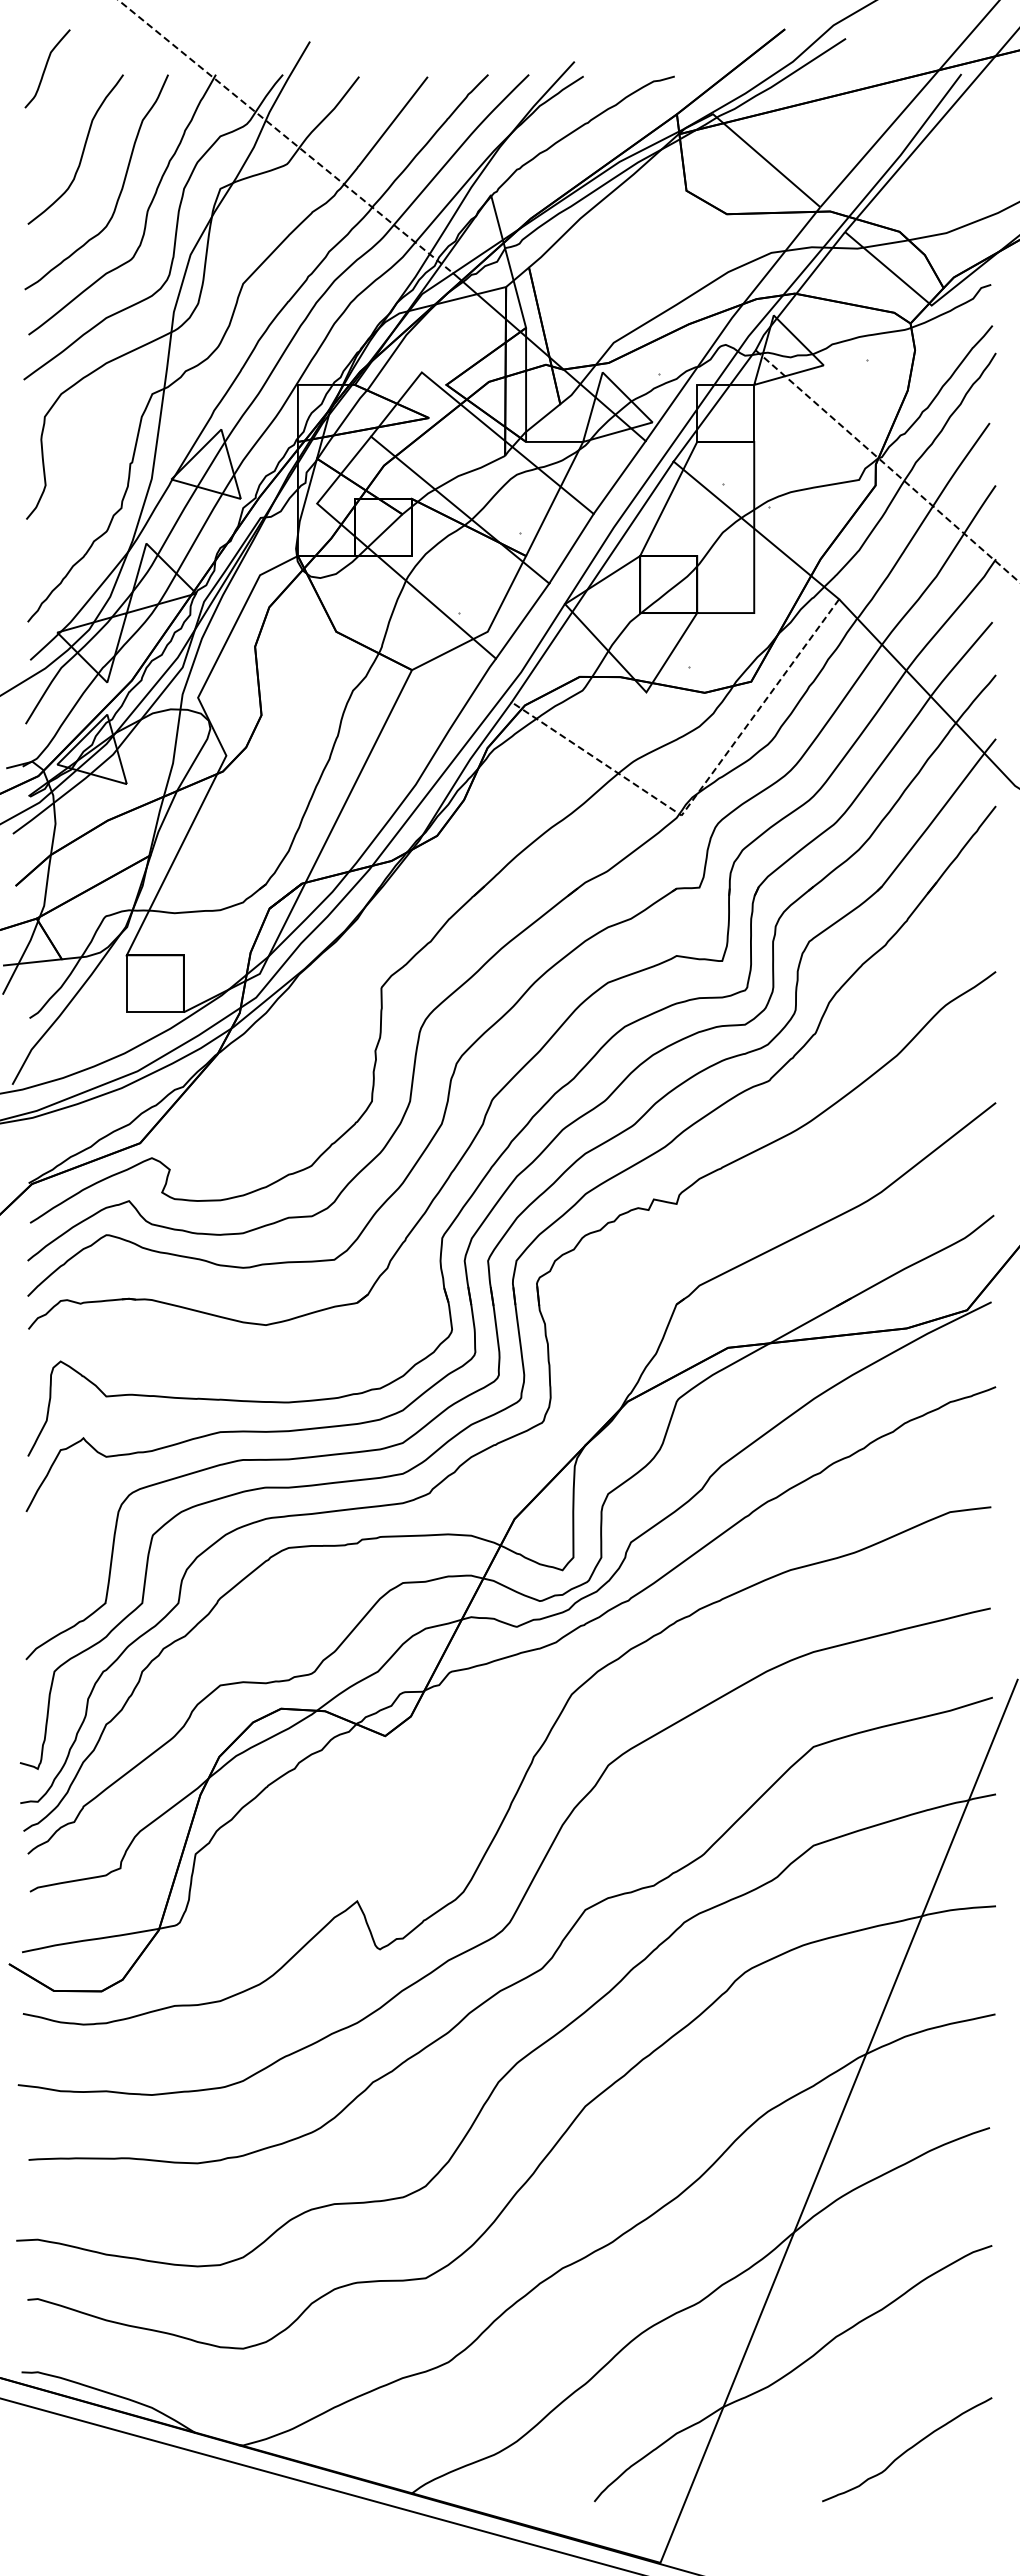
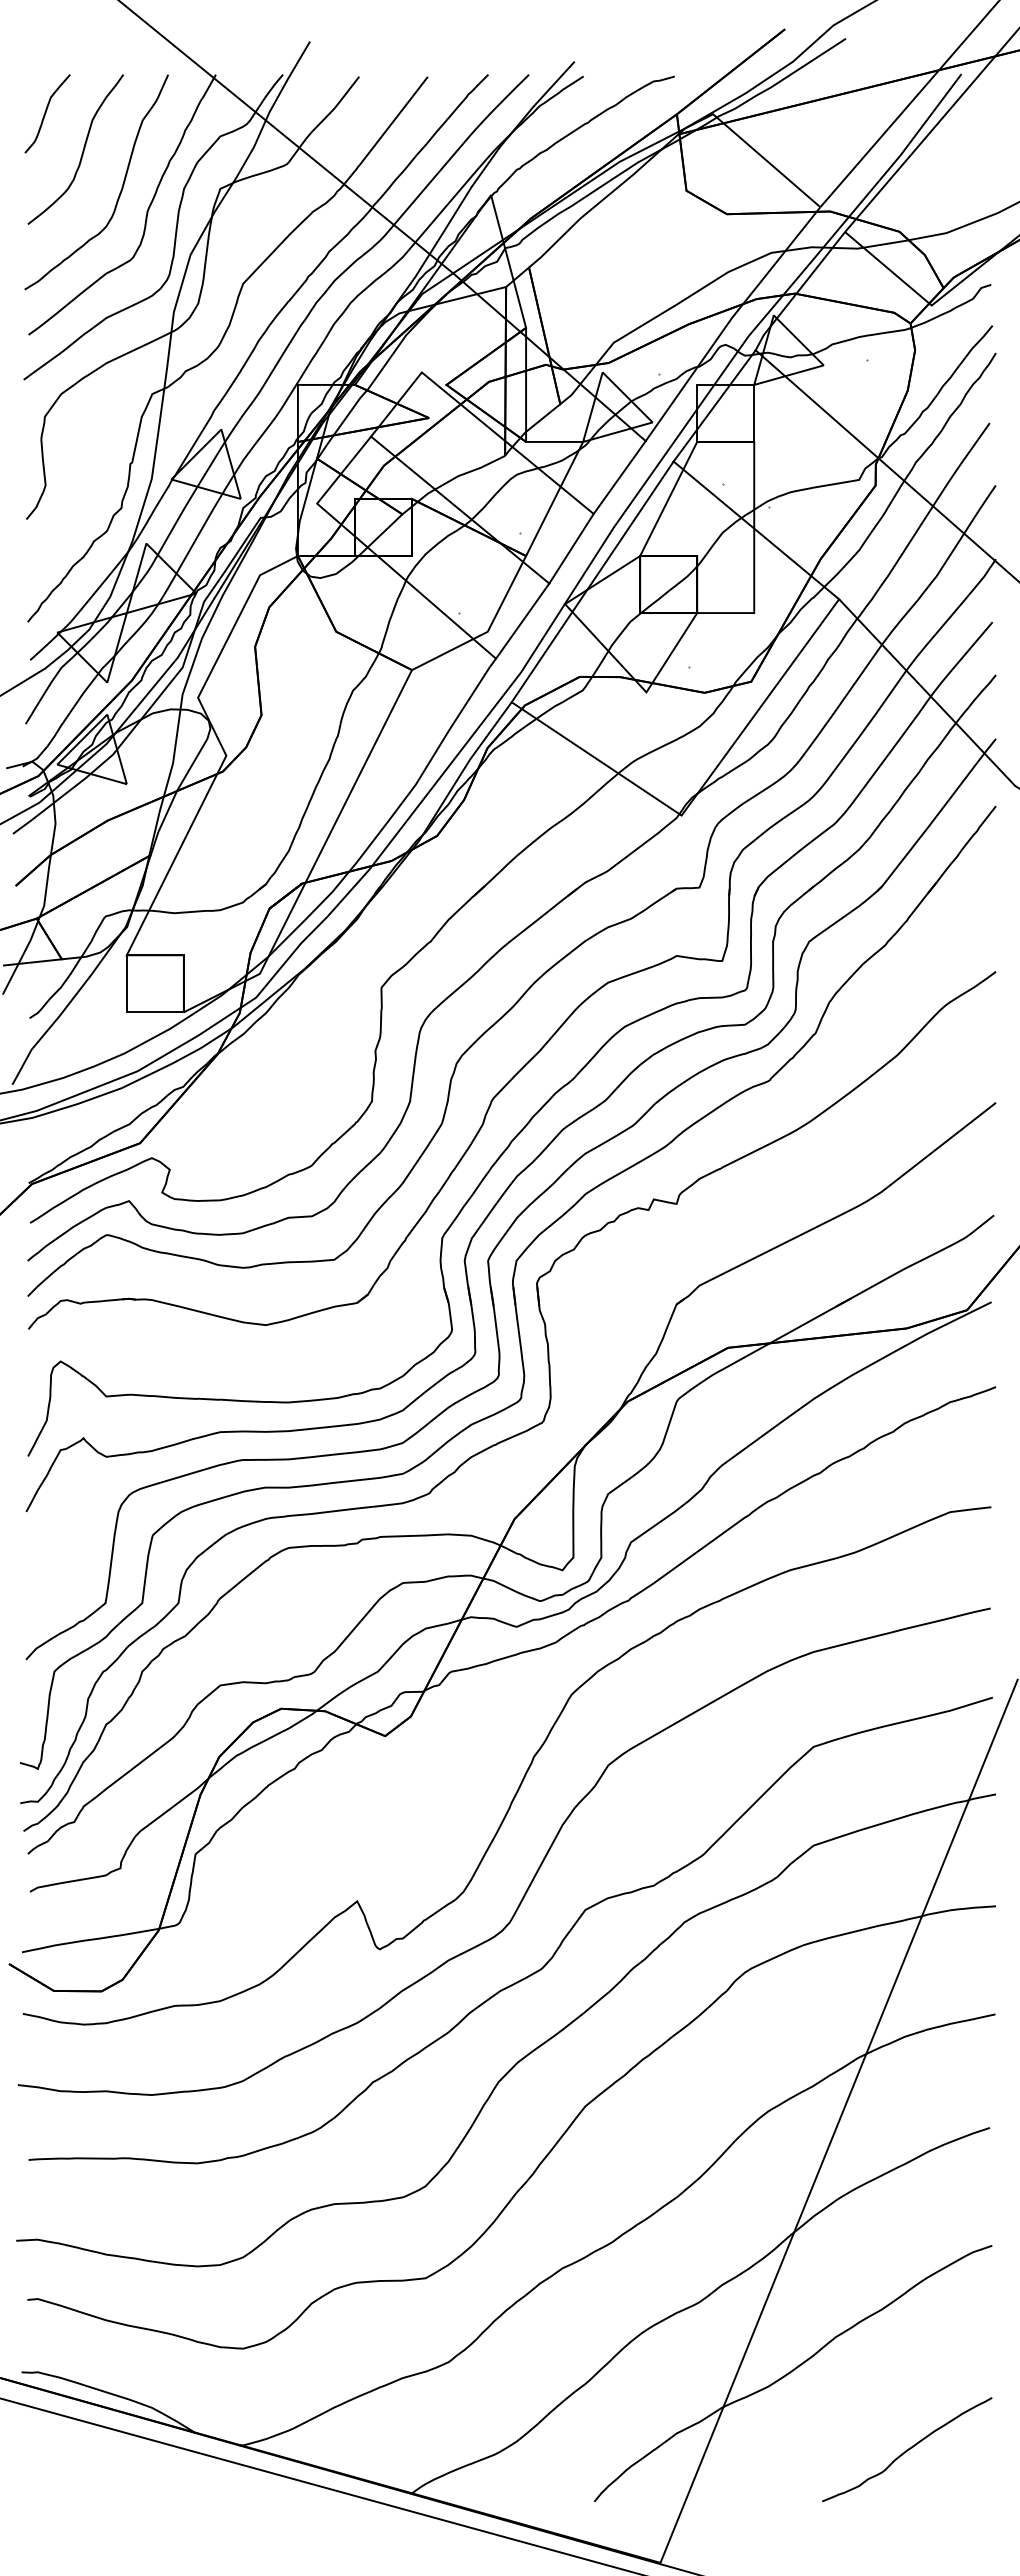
curve position: (46, 68) -> (46, 113) (46, 113)
line: dashed -> solid (285, 136)
line: dashed -> solid (887, 466)
line: dashed -> solid (699, 790)
